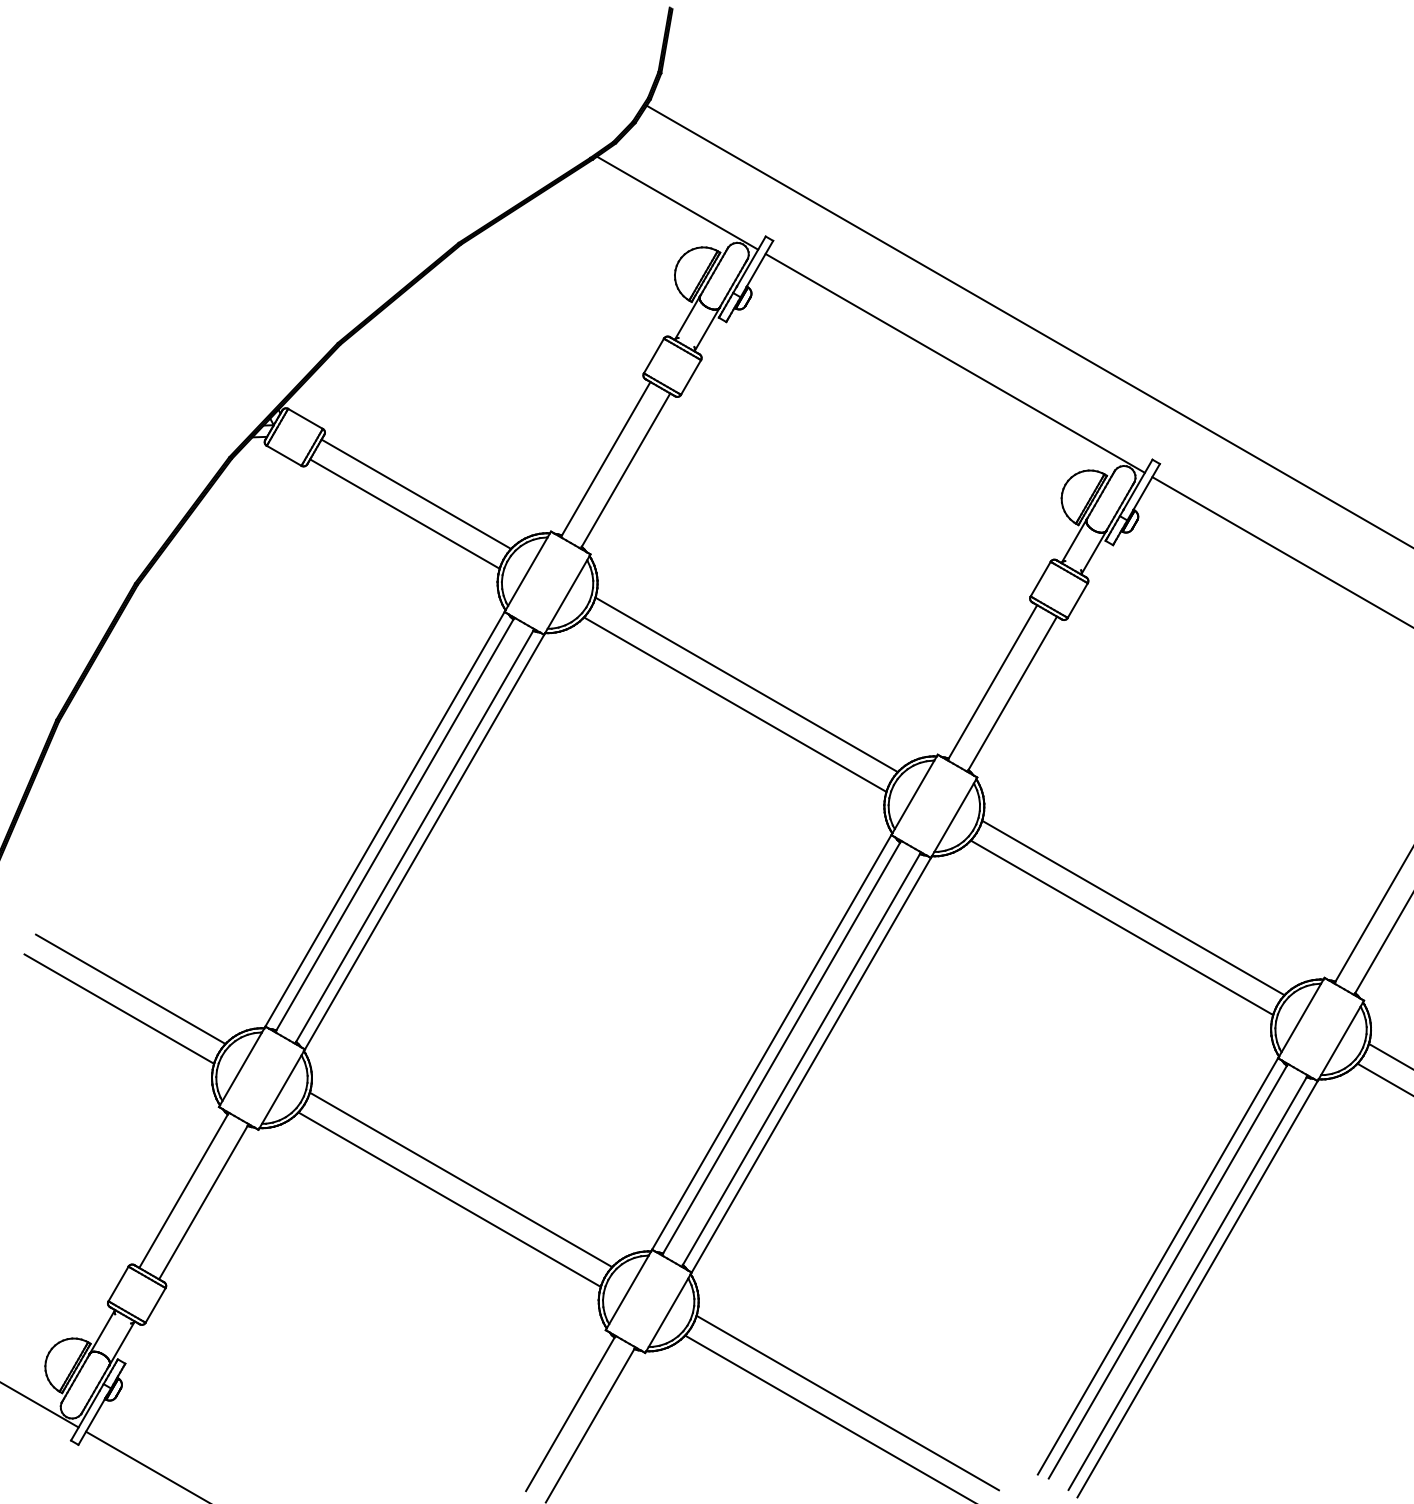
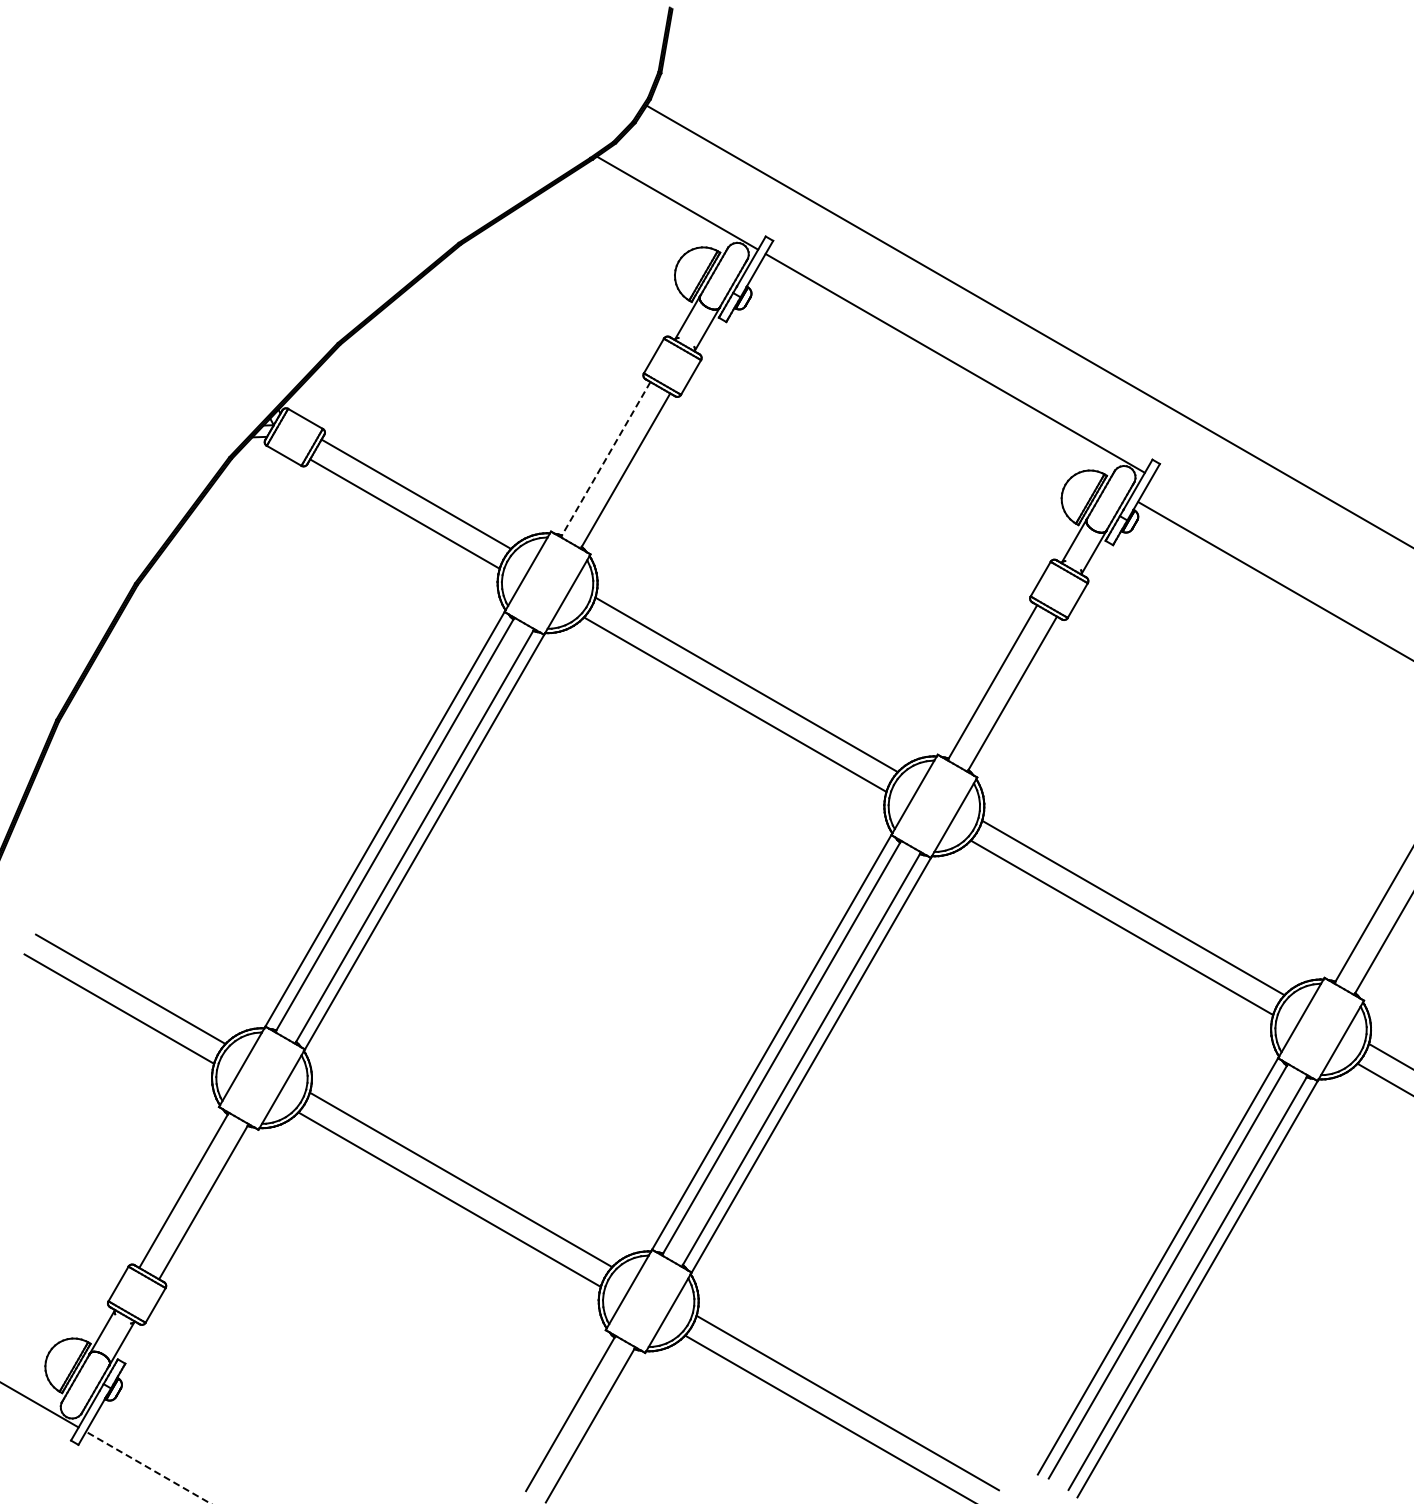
line: solid -> dashed (605, 459)
line position: (1281, 551) -> (1274, 580) (1274, 580)
line: solid -> dashed (148, 1467)
